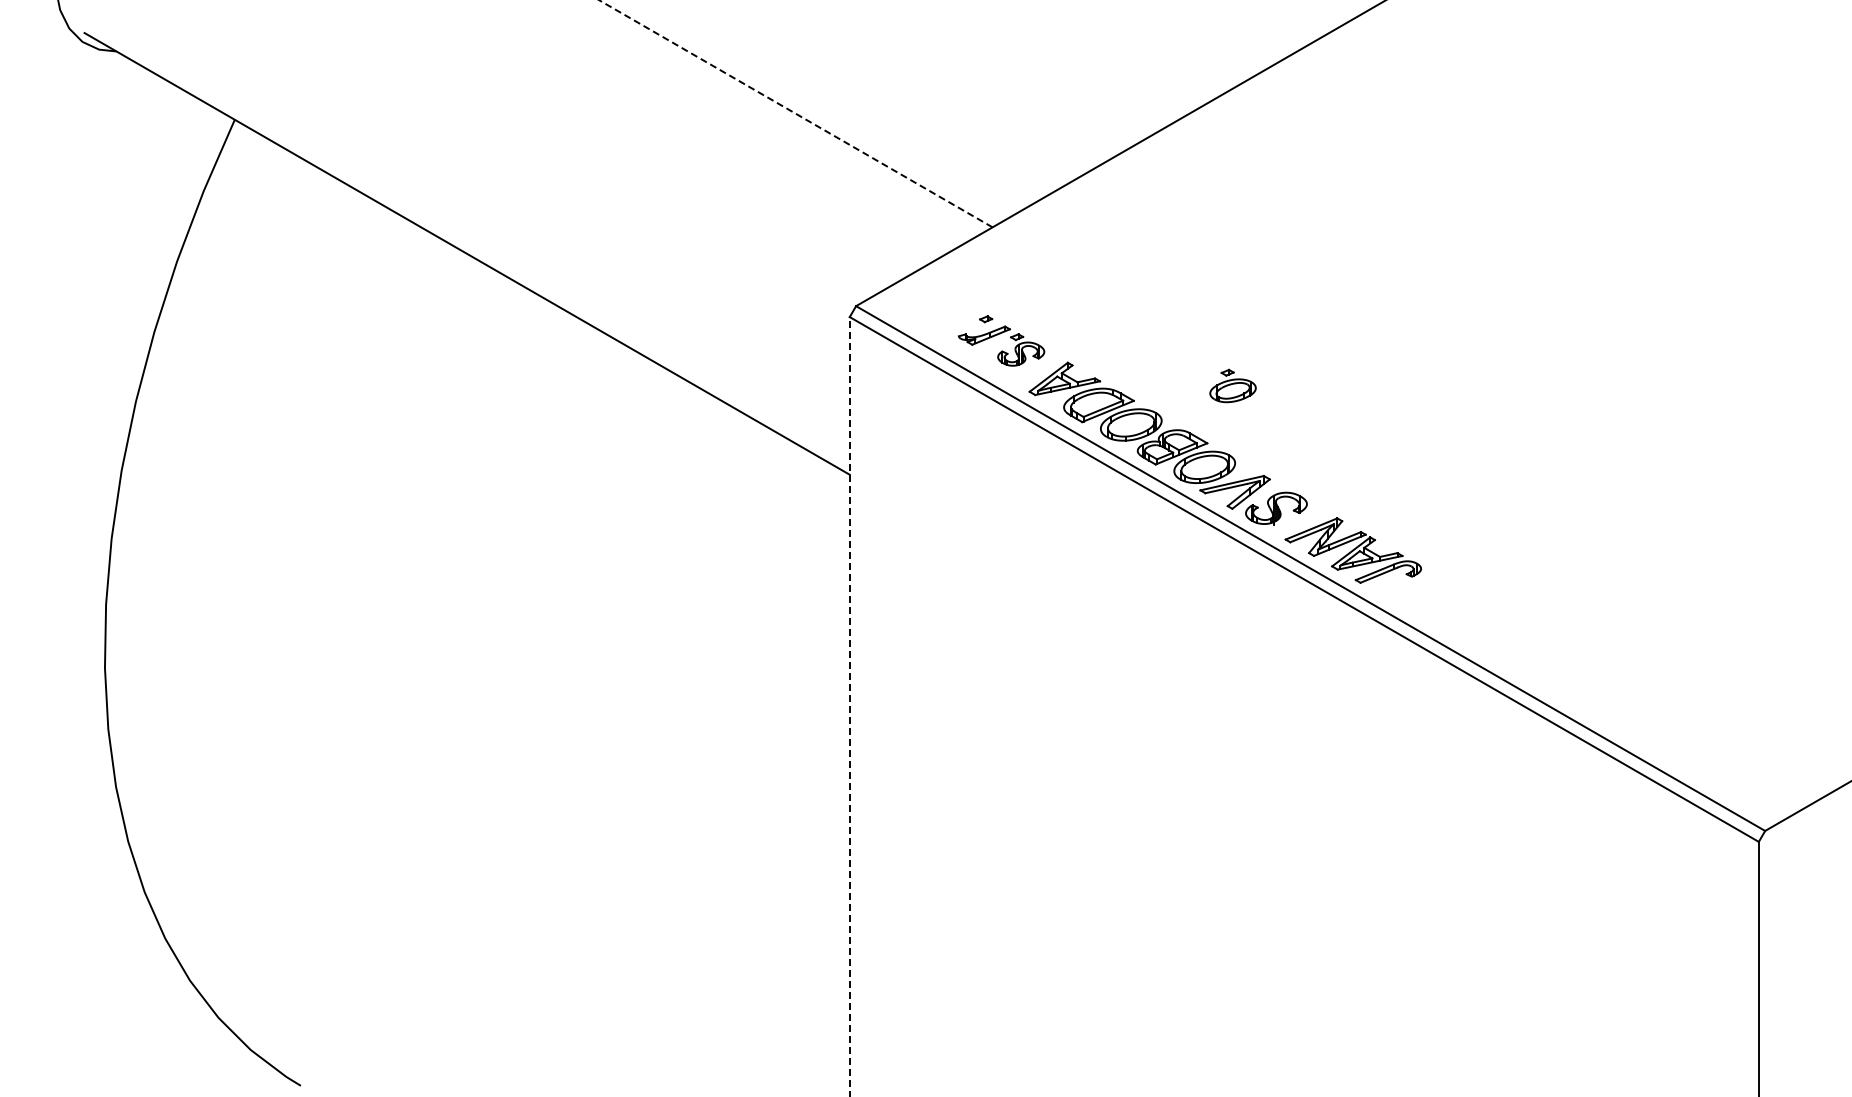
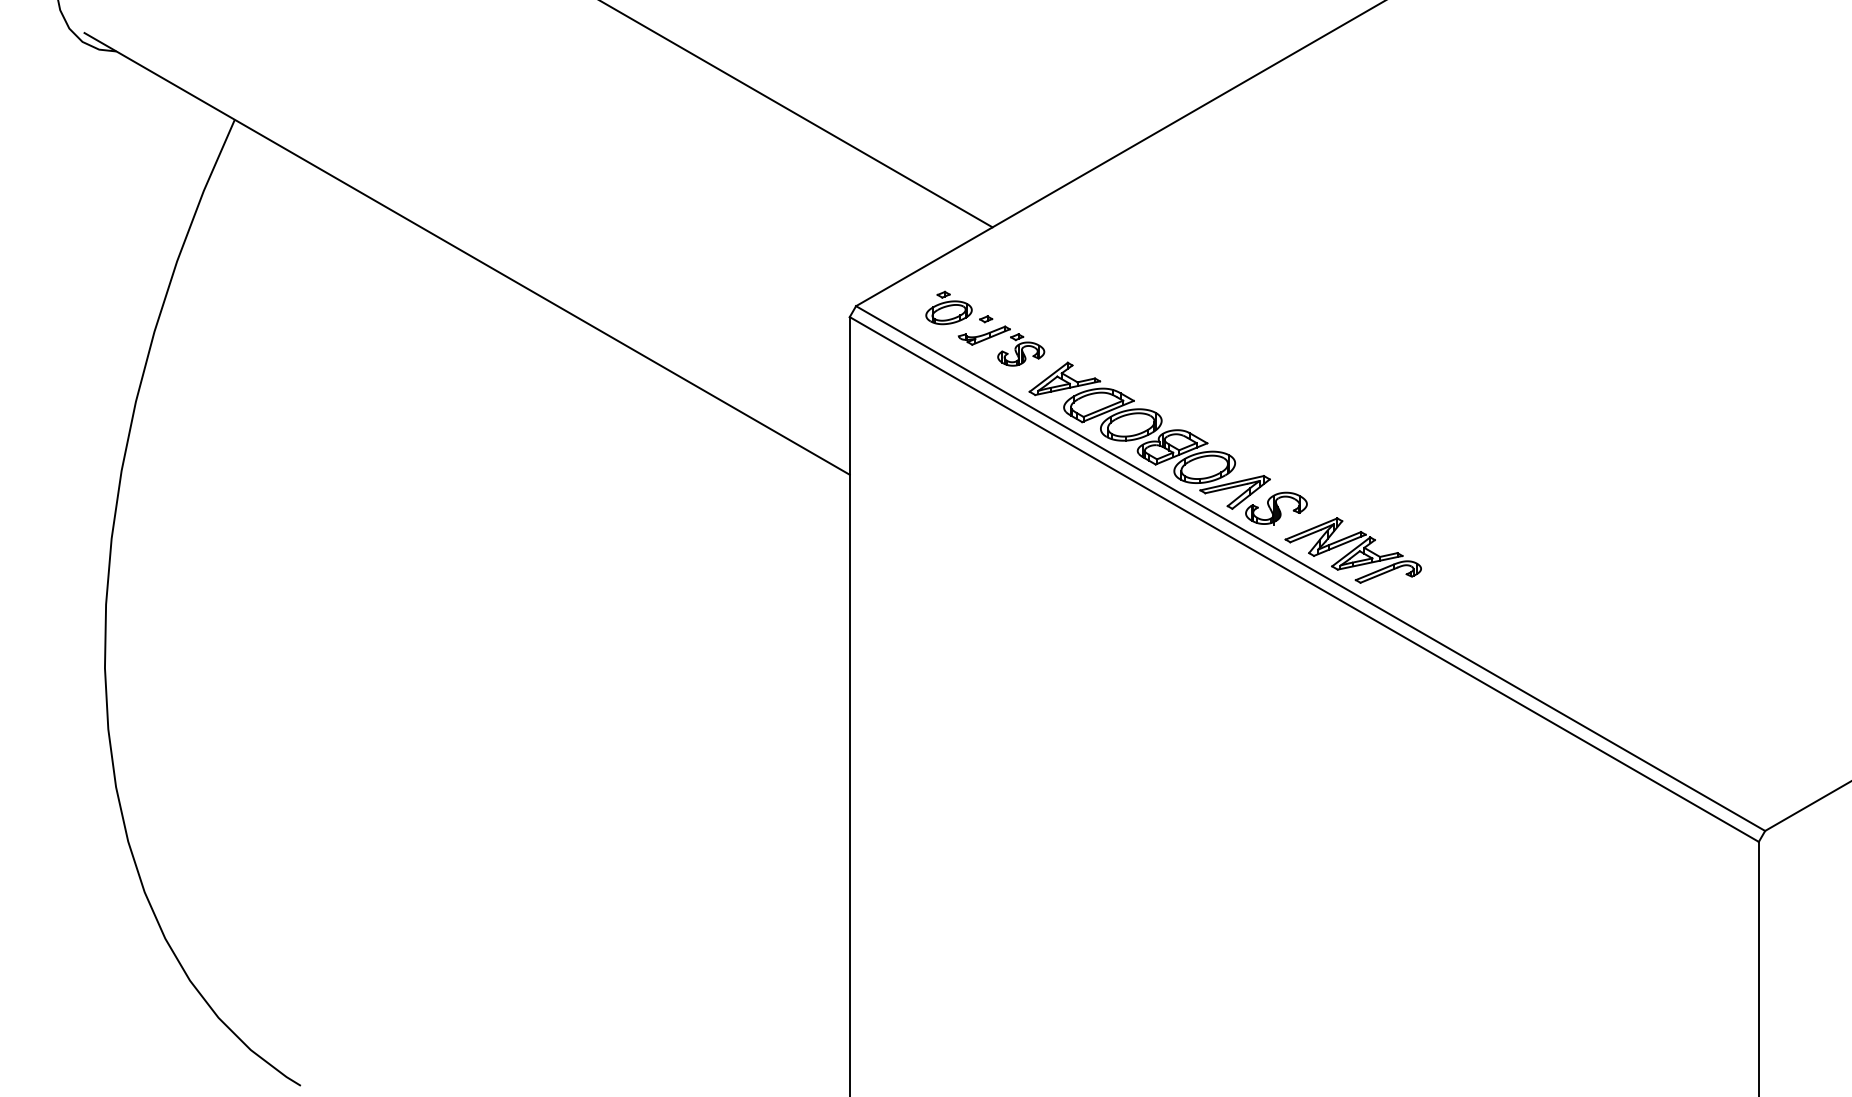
line: dashed -> solid (796, 113)
part position: (1232, 385) -> (948, 307) (948, 307)
line: dashed -> solid (849, 706)
